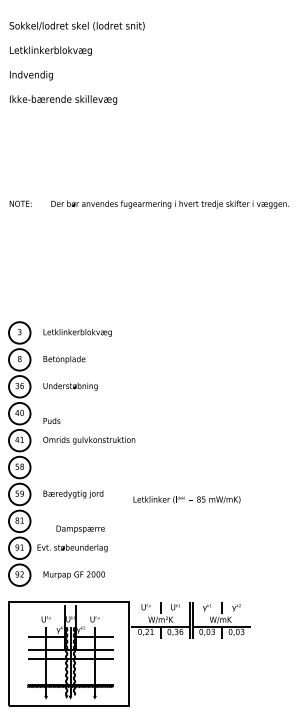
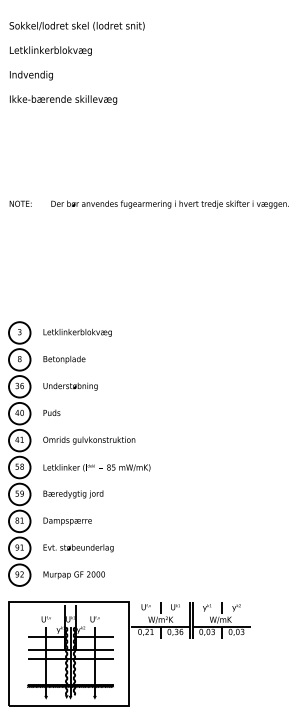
text position: (51, 420) -> (51, 412) (51, 412)
text position: (186, 499) -> (96, 467) (96, 467)
text position: (80, 529) -> (67, 521) (67, 521)
text position: (72, 548) -> (78, 548) (78, 548)
